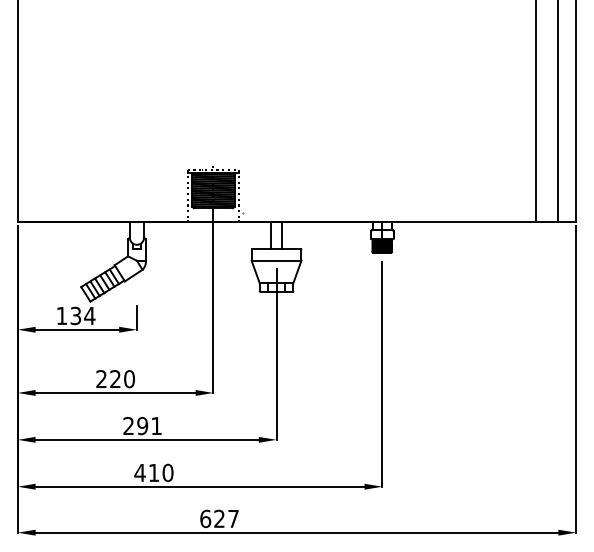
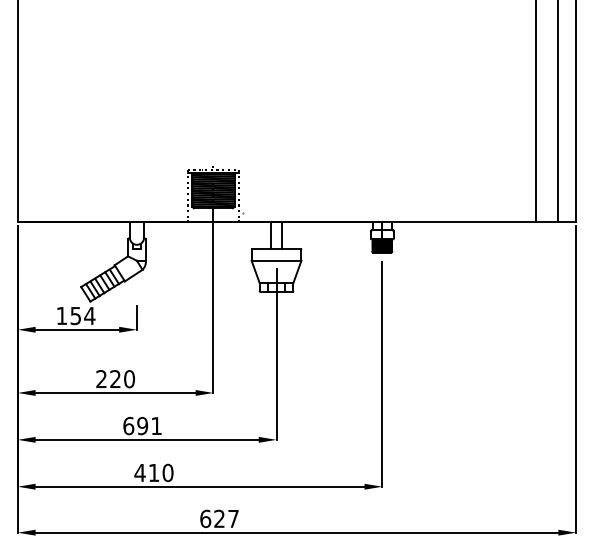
text: 134 -> 154 (76, 315)
text: 291 -> 691 (128, 425)
